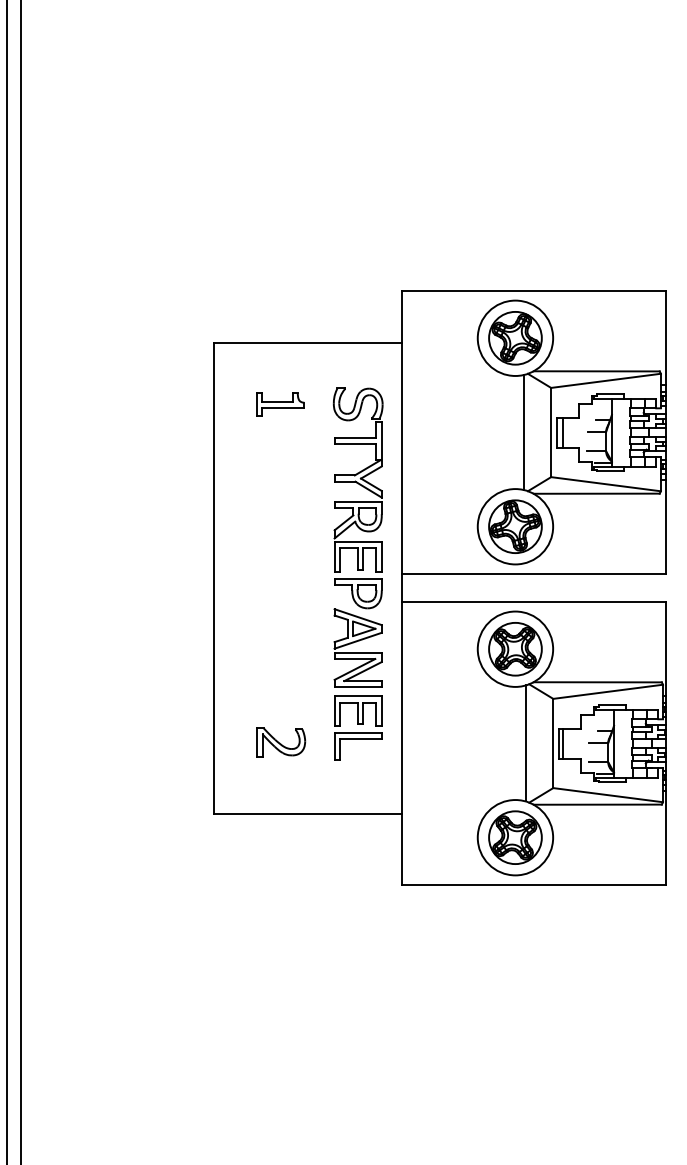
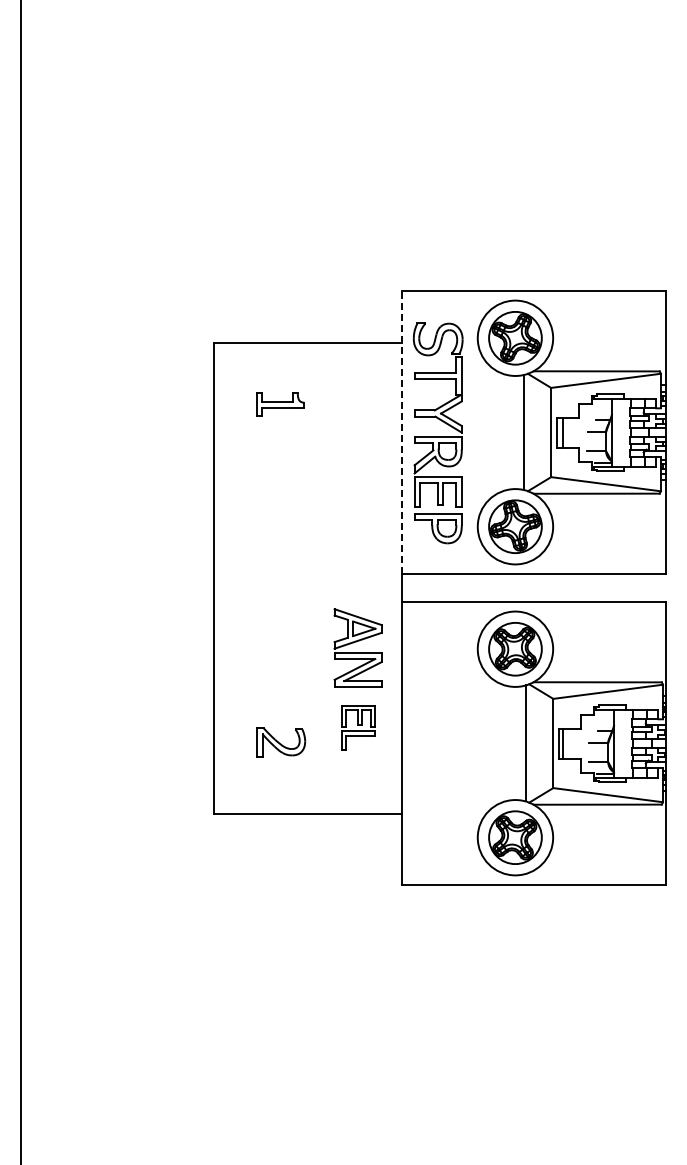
line: solid -> dashed (402, 432)
part position: (357, 498) -> (437, 433) (437, 433)
line: present -> none (6, 581)
part size: 49x66 px -> 35x46 px (358, 727)
